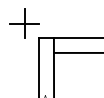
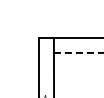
part: present -> none (24, 23)
line: solid -> dashed (78, 52)
